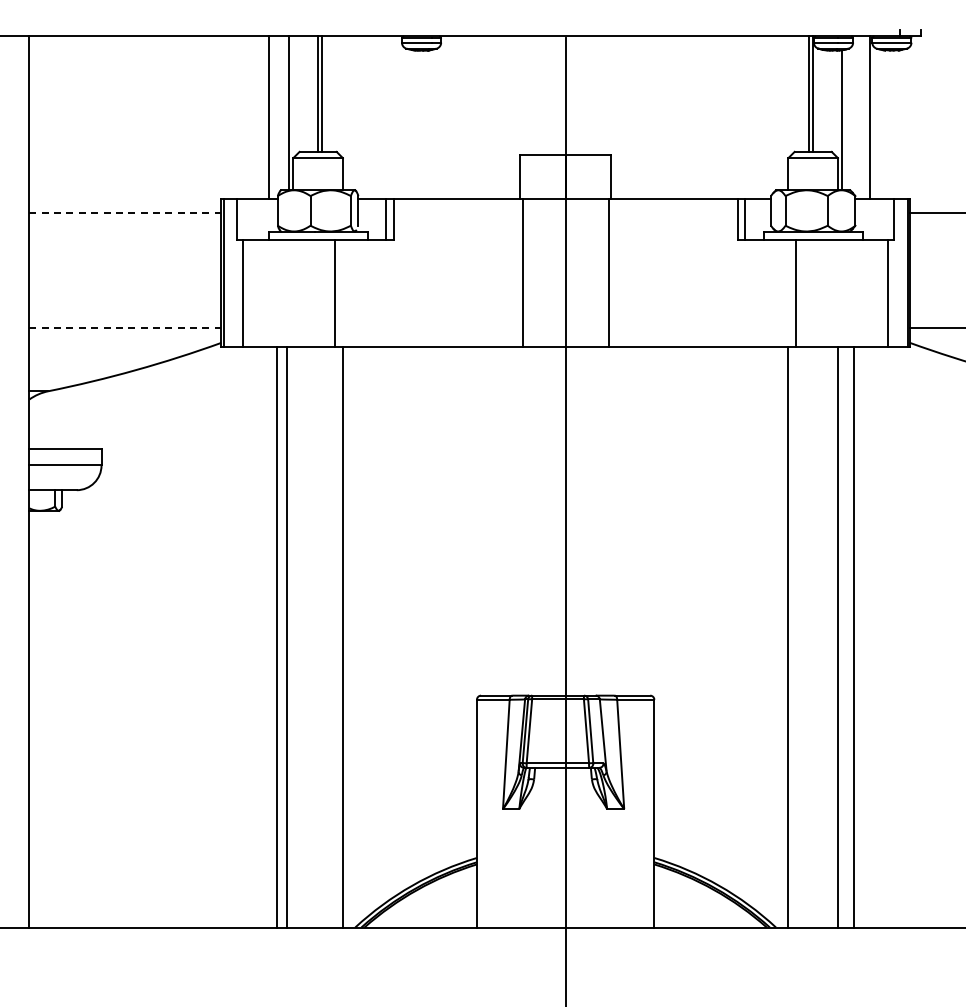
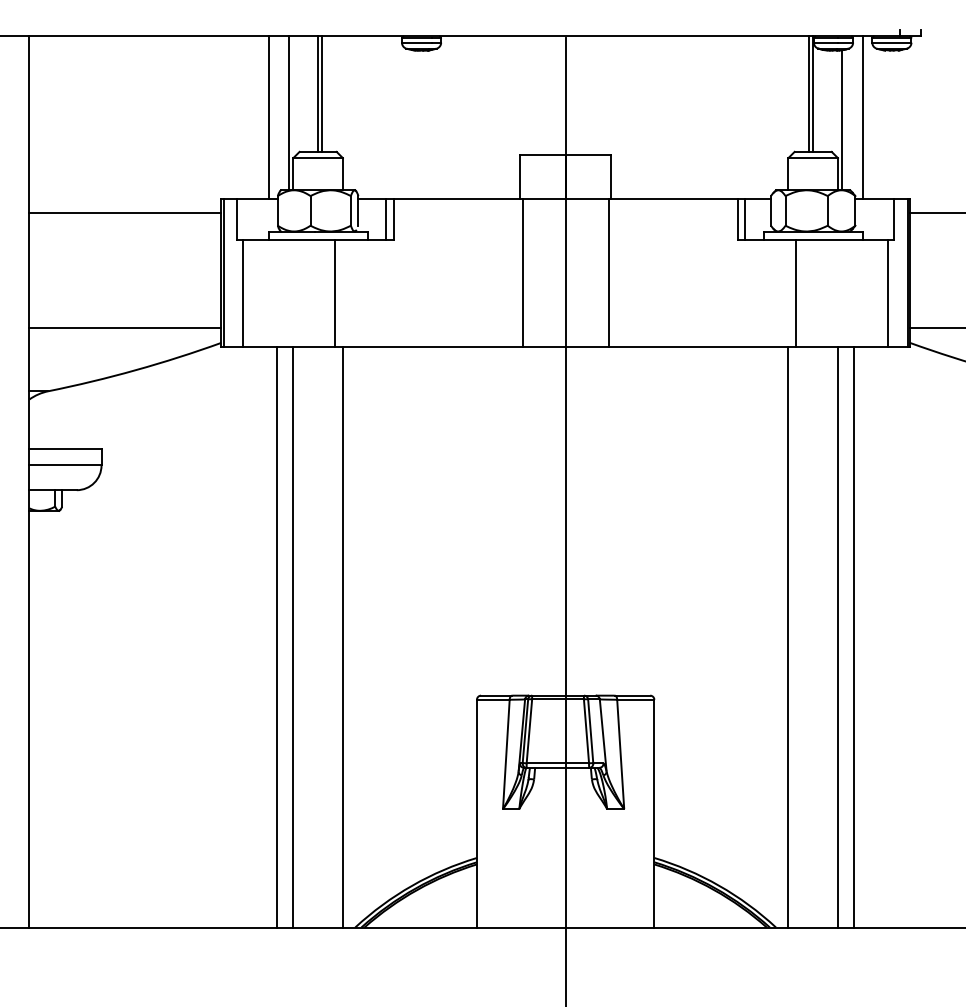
line position: (869, 117) -> (862, 117) (862, 117)
line: dashed -> solid (125, 212)
line: dashed -> solid (125, 327)
line position: (287, 637) -> (293, 637) (293, 637)
